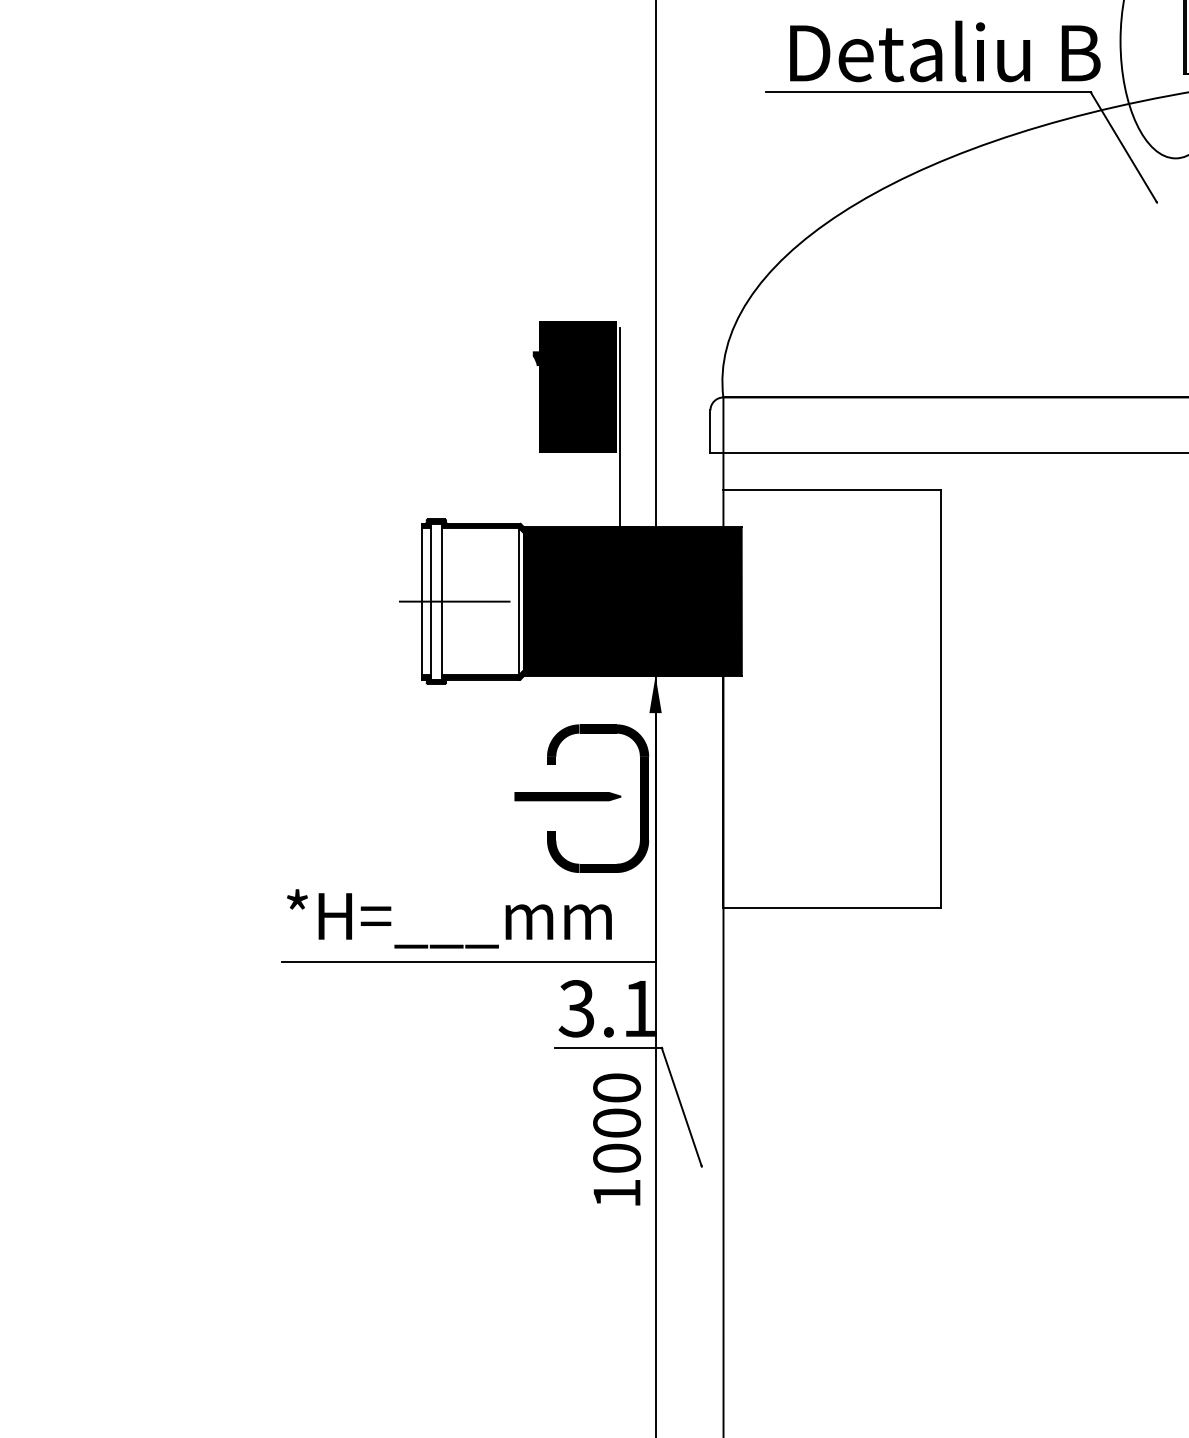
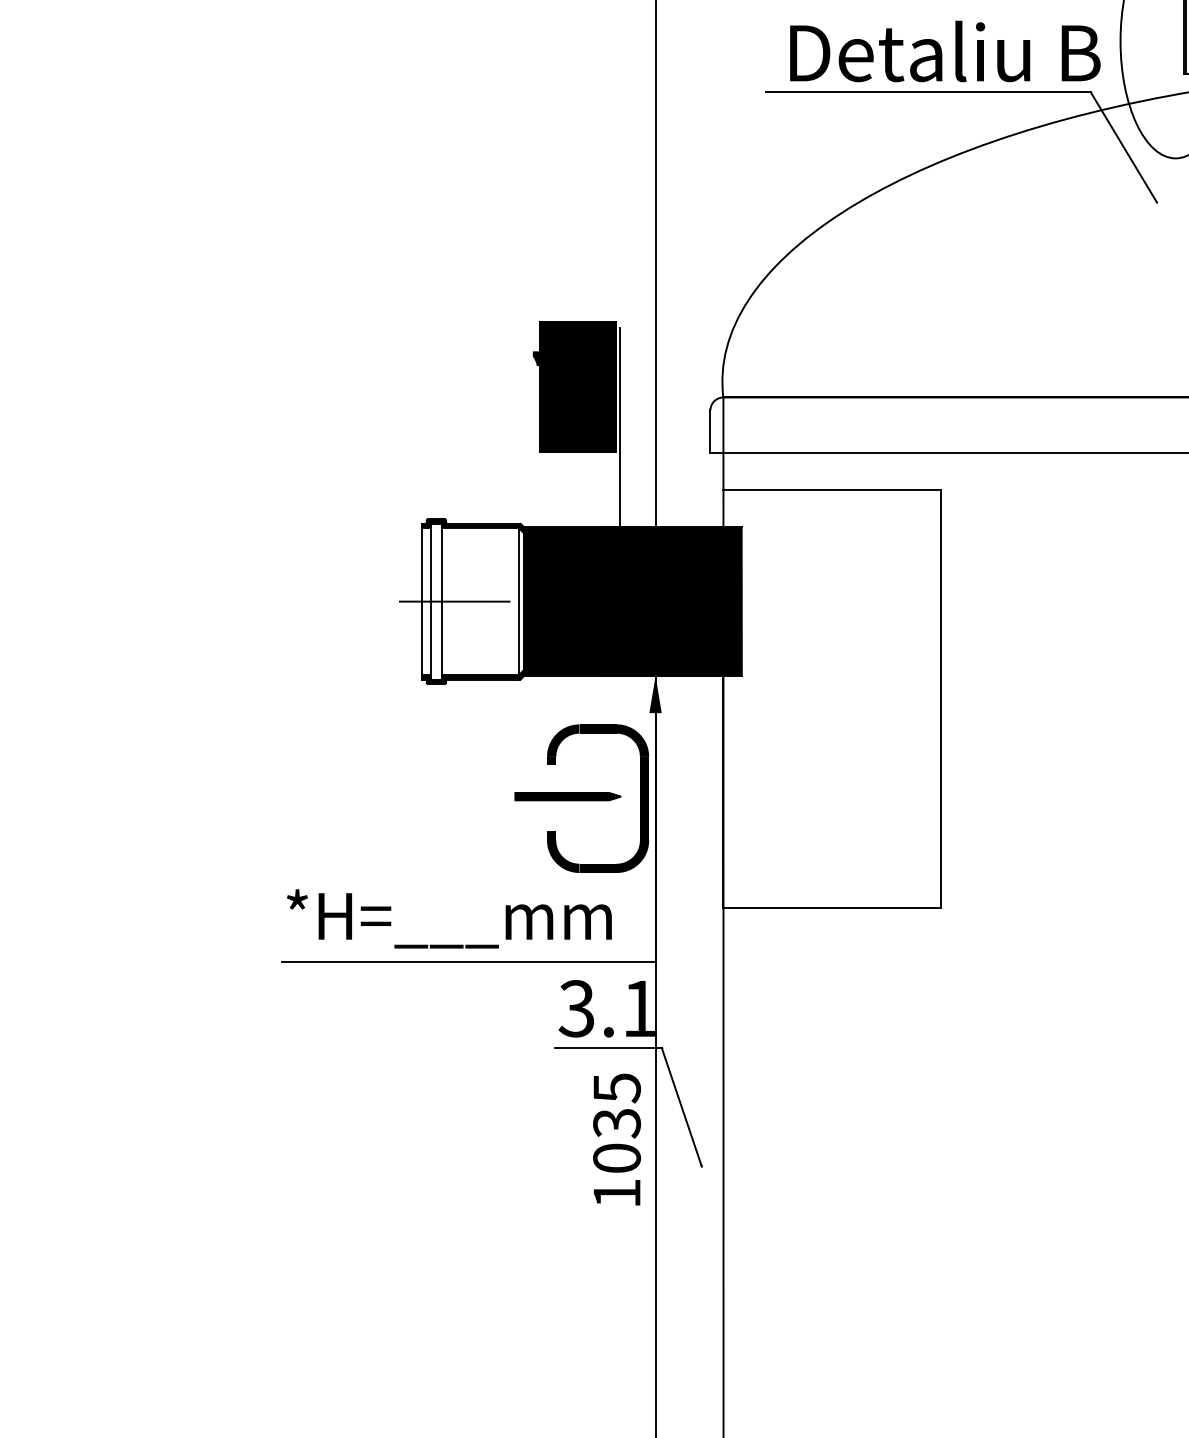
text: 1000 -> 1035 (616, 1105)
